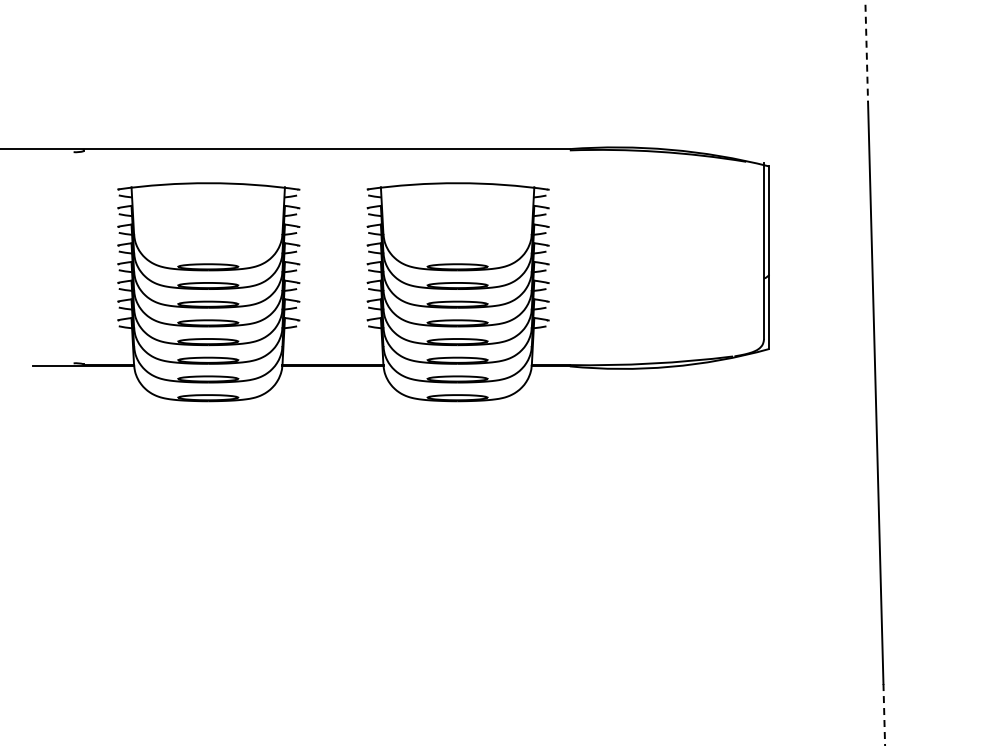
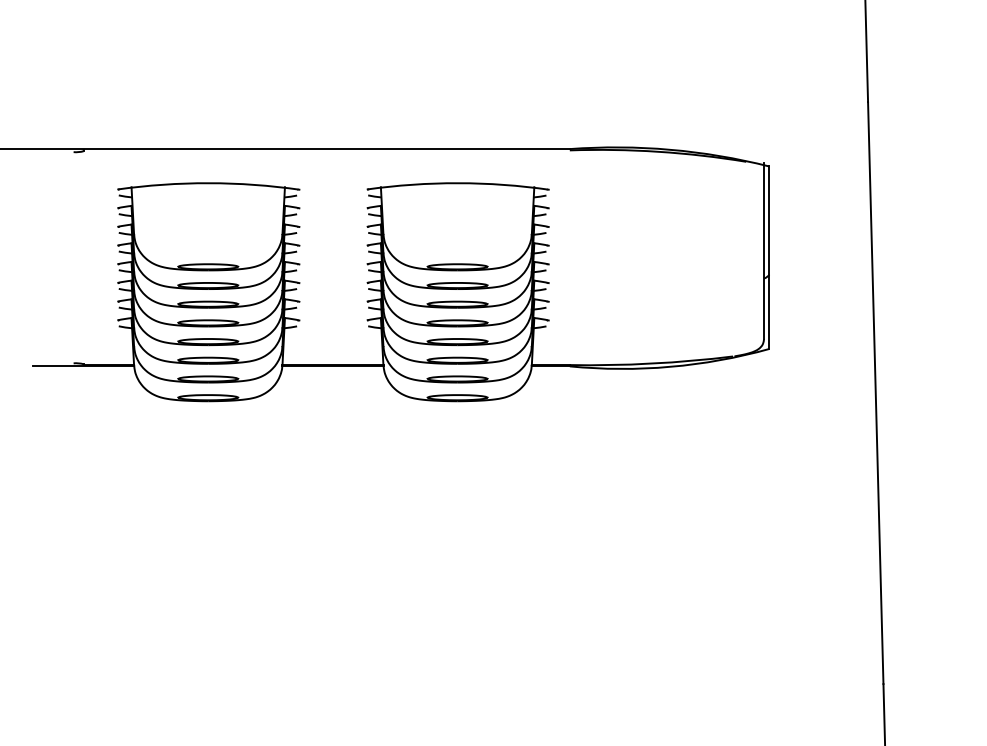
line: dashed -> solid (866, 51)
line: dashed -> solid (884, 715)
